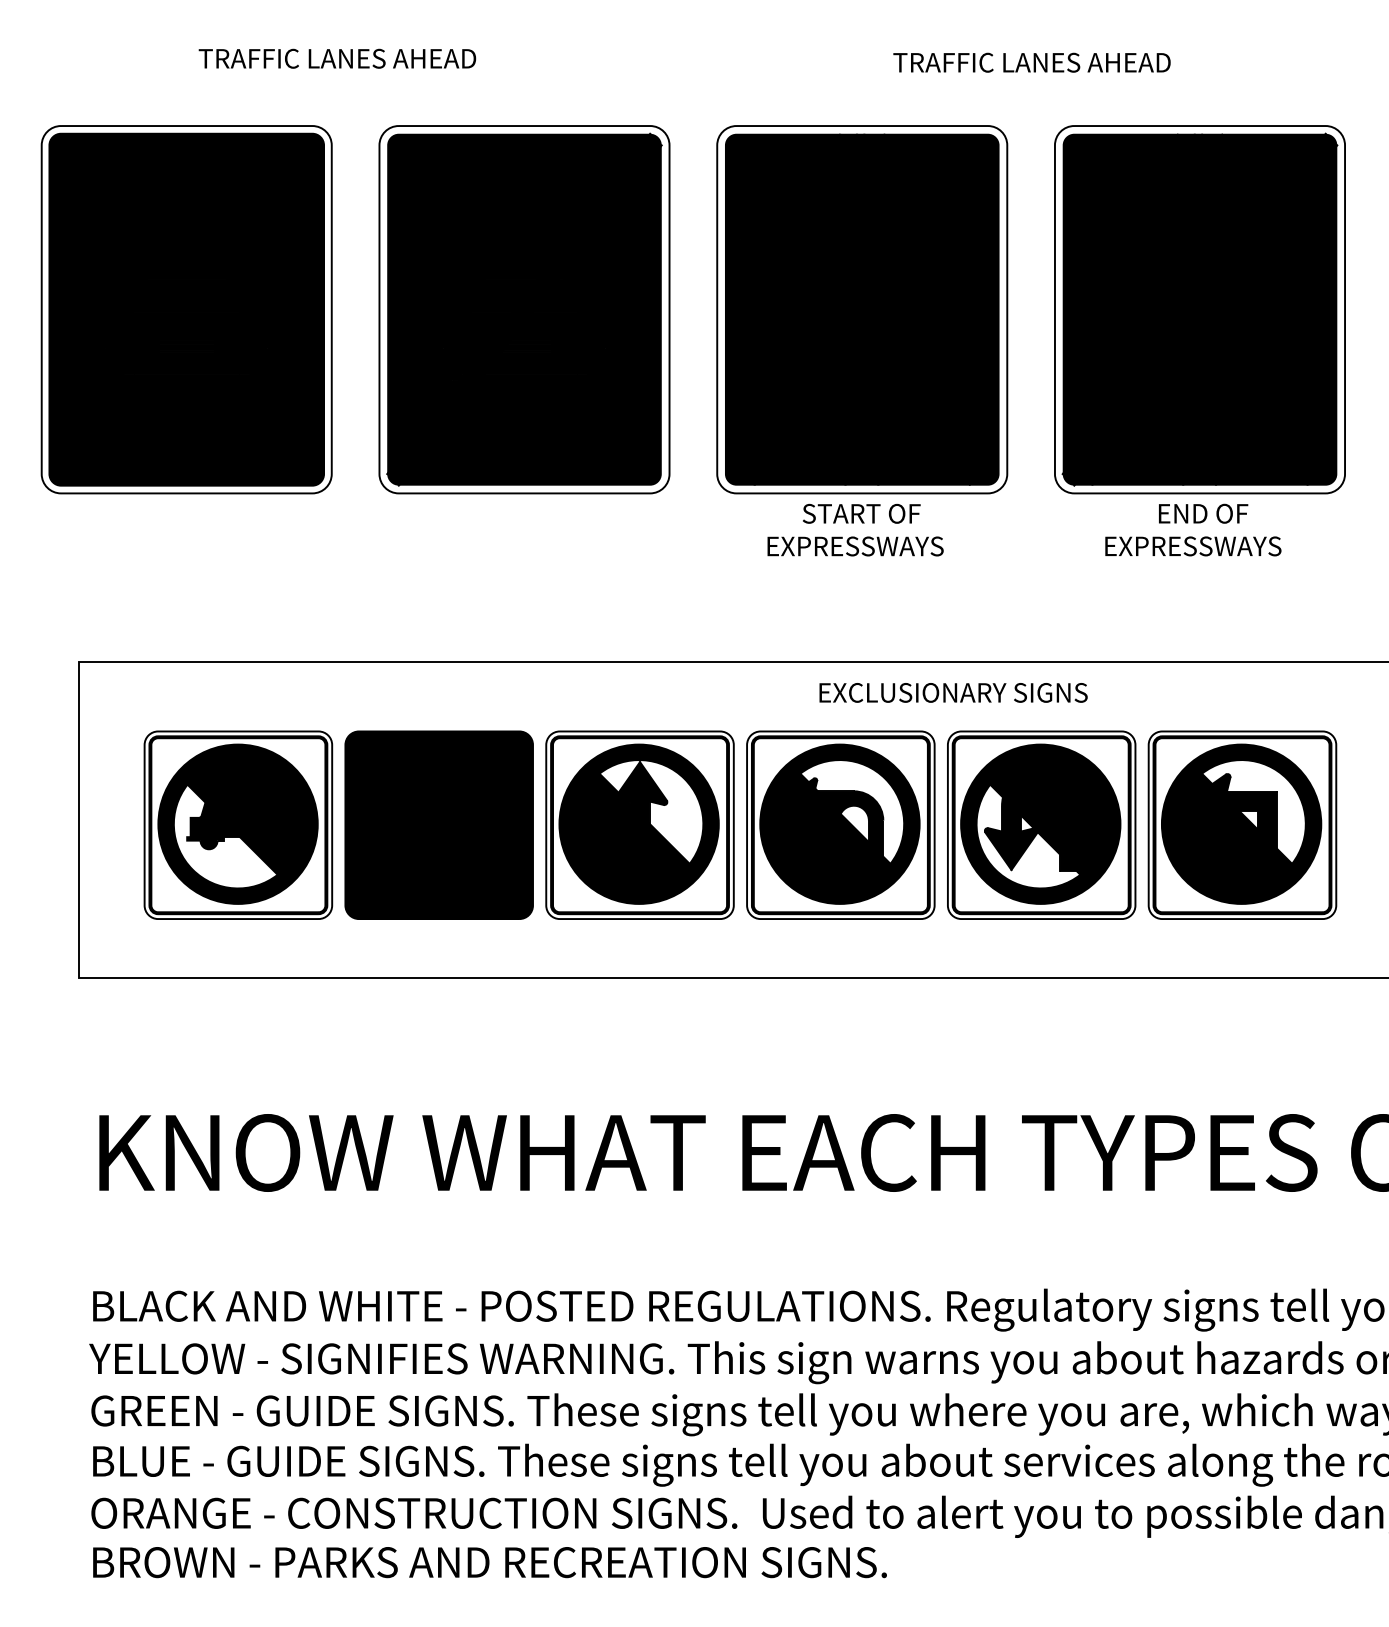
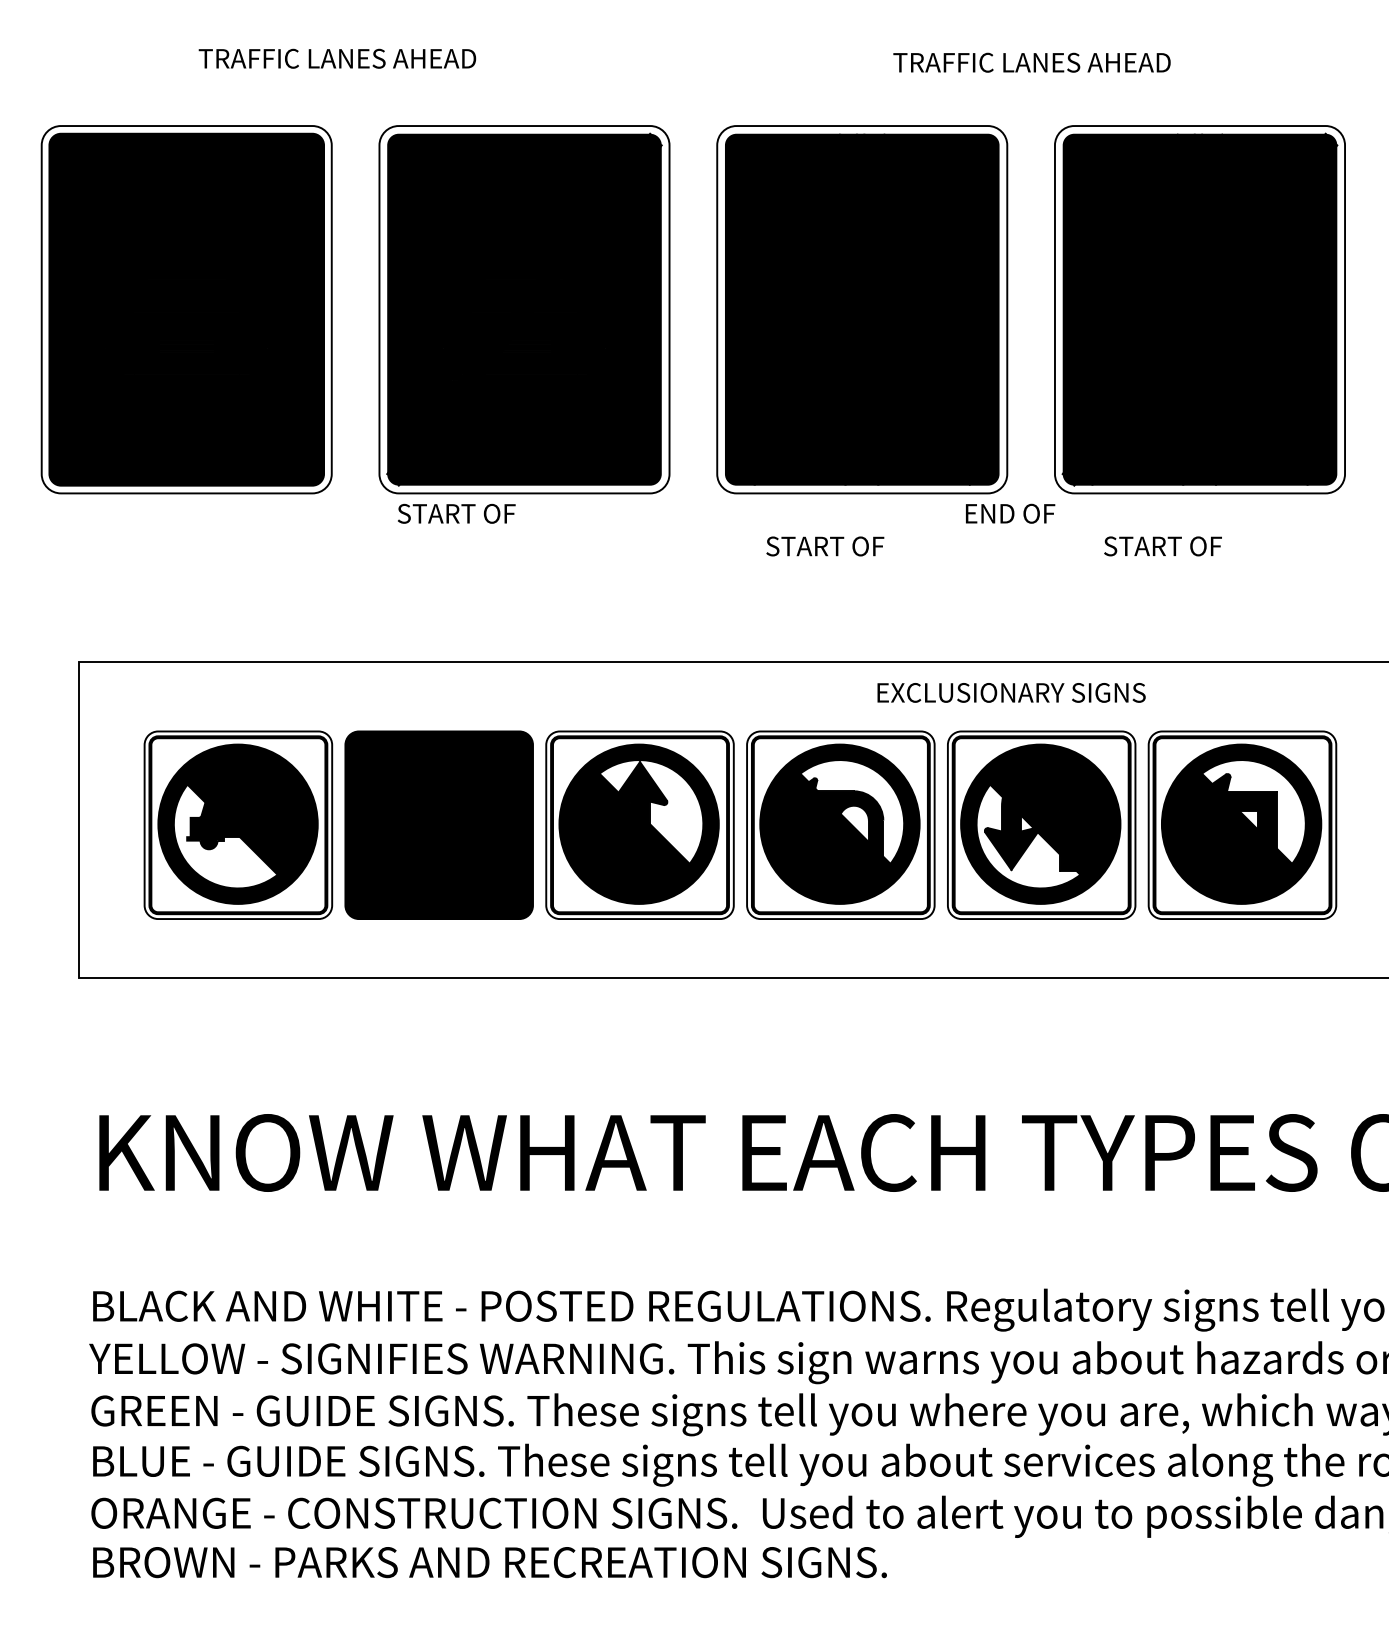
text position: (861, 513) -> (456, 513) (456, 513)
text position: (1203, 513) -> (1010, 513) (1010, 513)
text: EXPRESSWAYS -> START OF (854, 546)
text: EXPRESSWAYS -> START OF (1192, 546)
text position: (953, 692) -> (1011, 692) (1011, 692)
